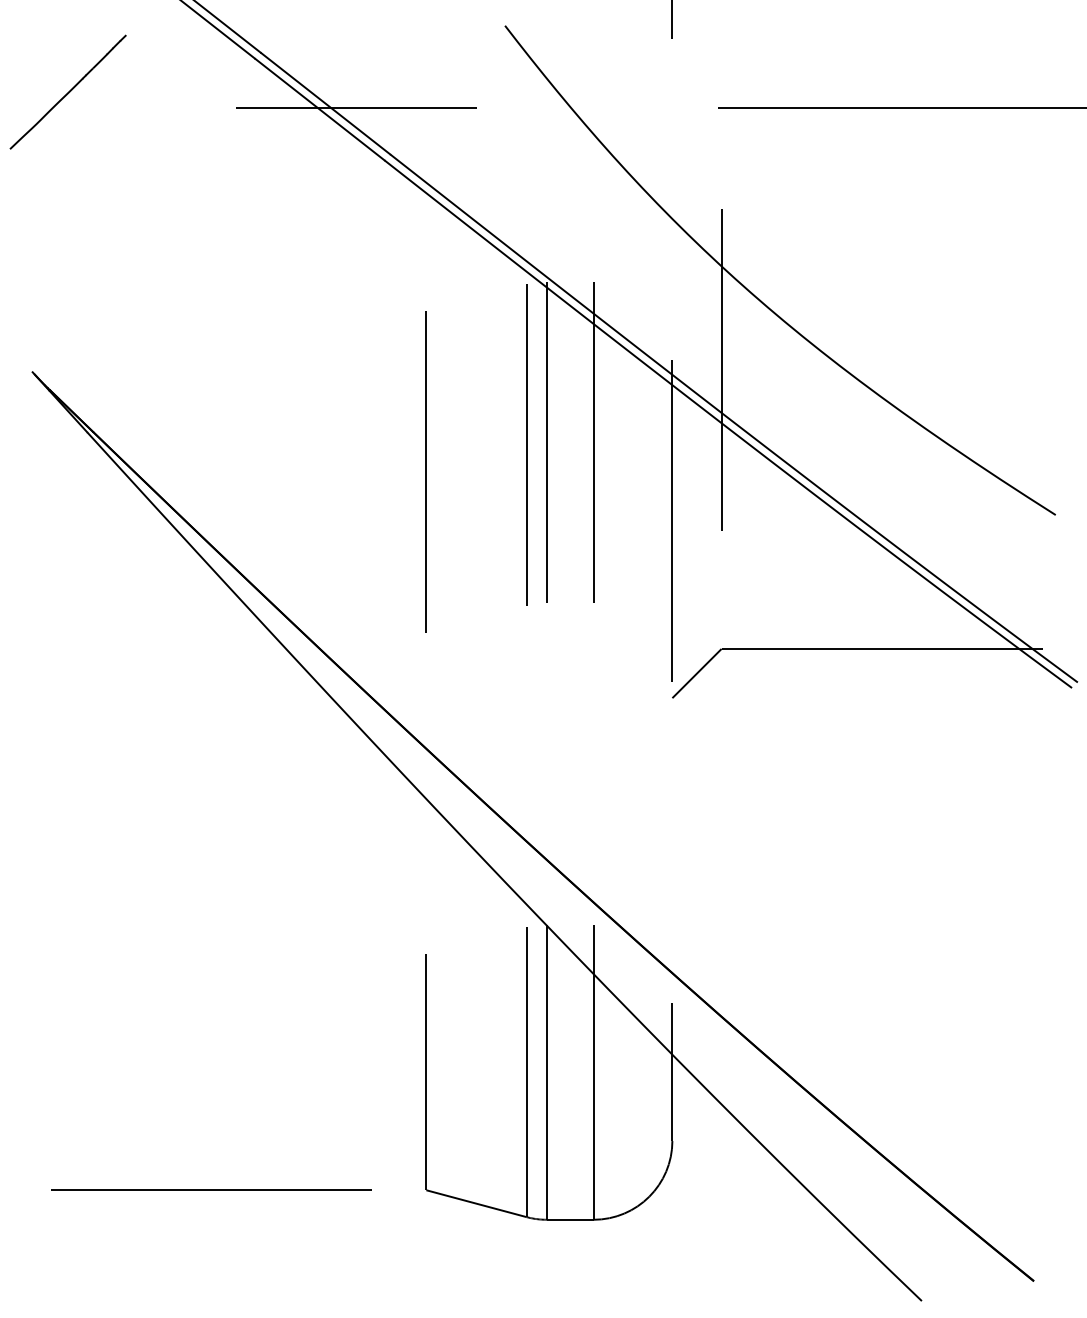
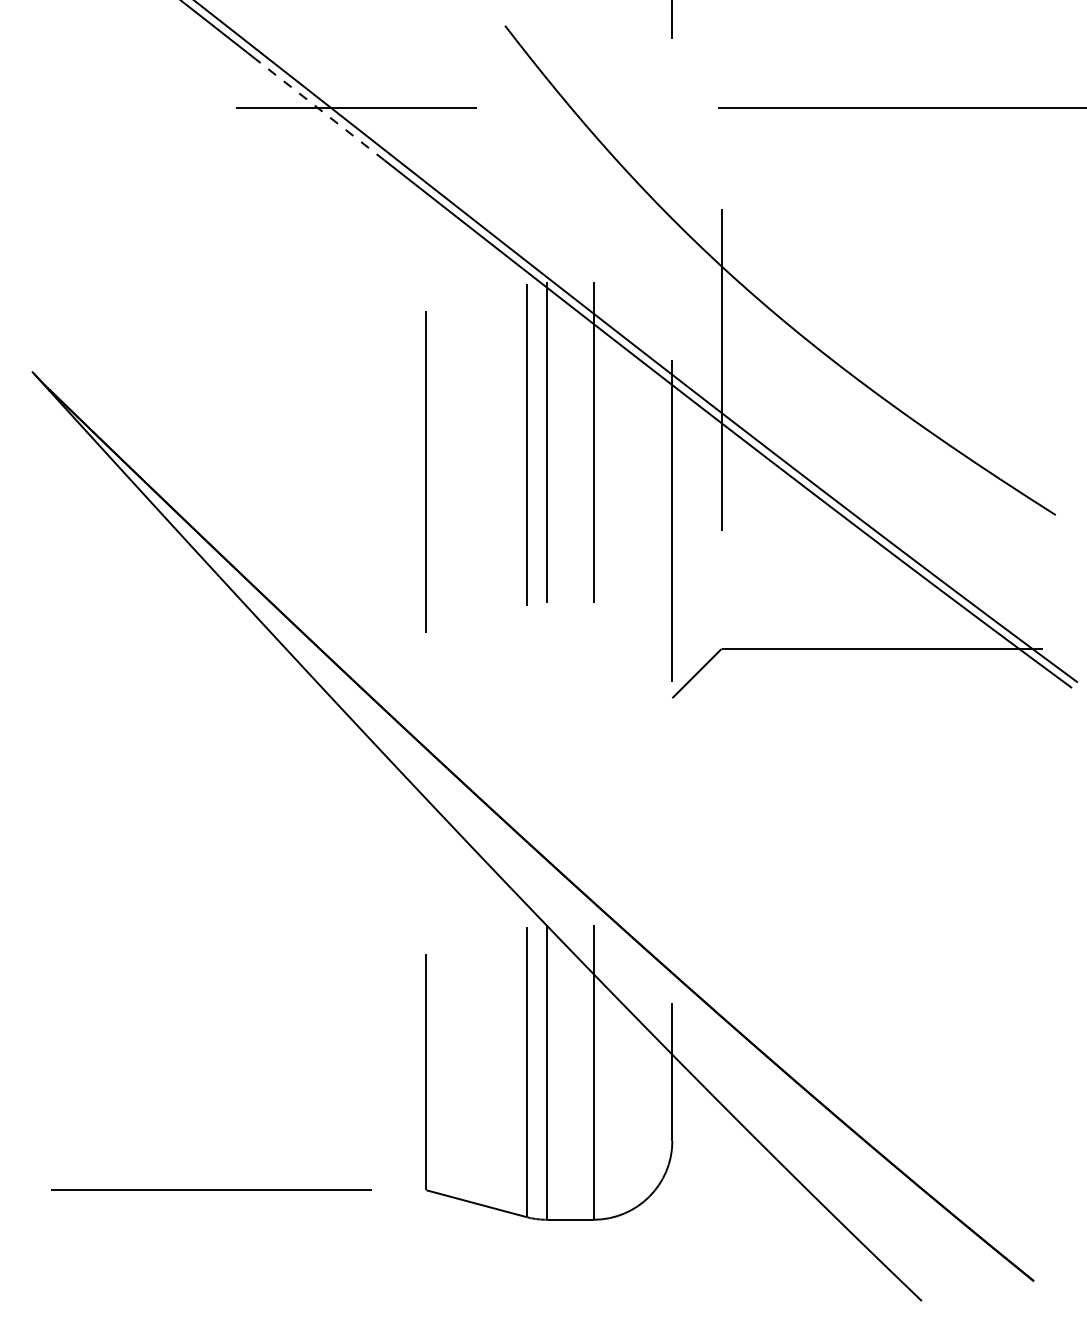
line: present -> none (68, 91)
line: solid -> dashed (319, 109)
